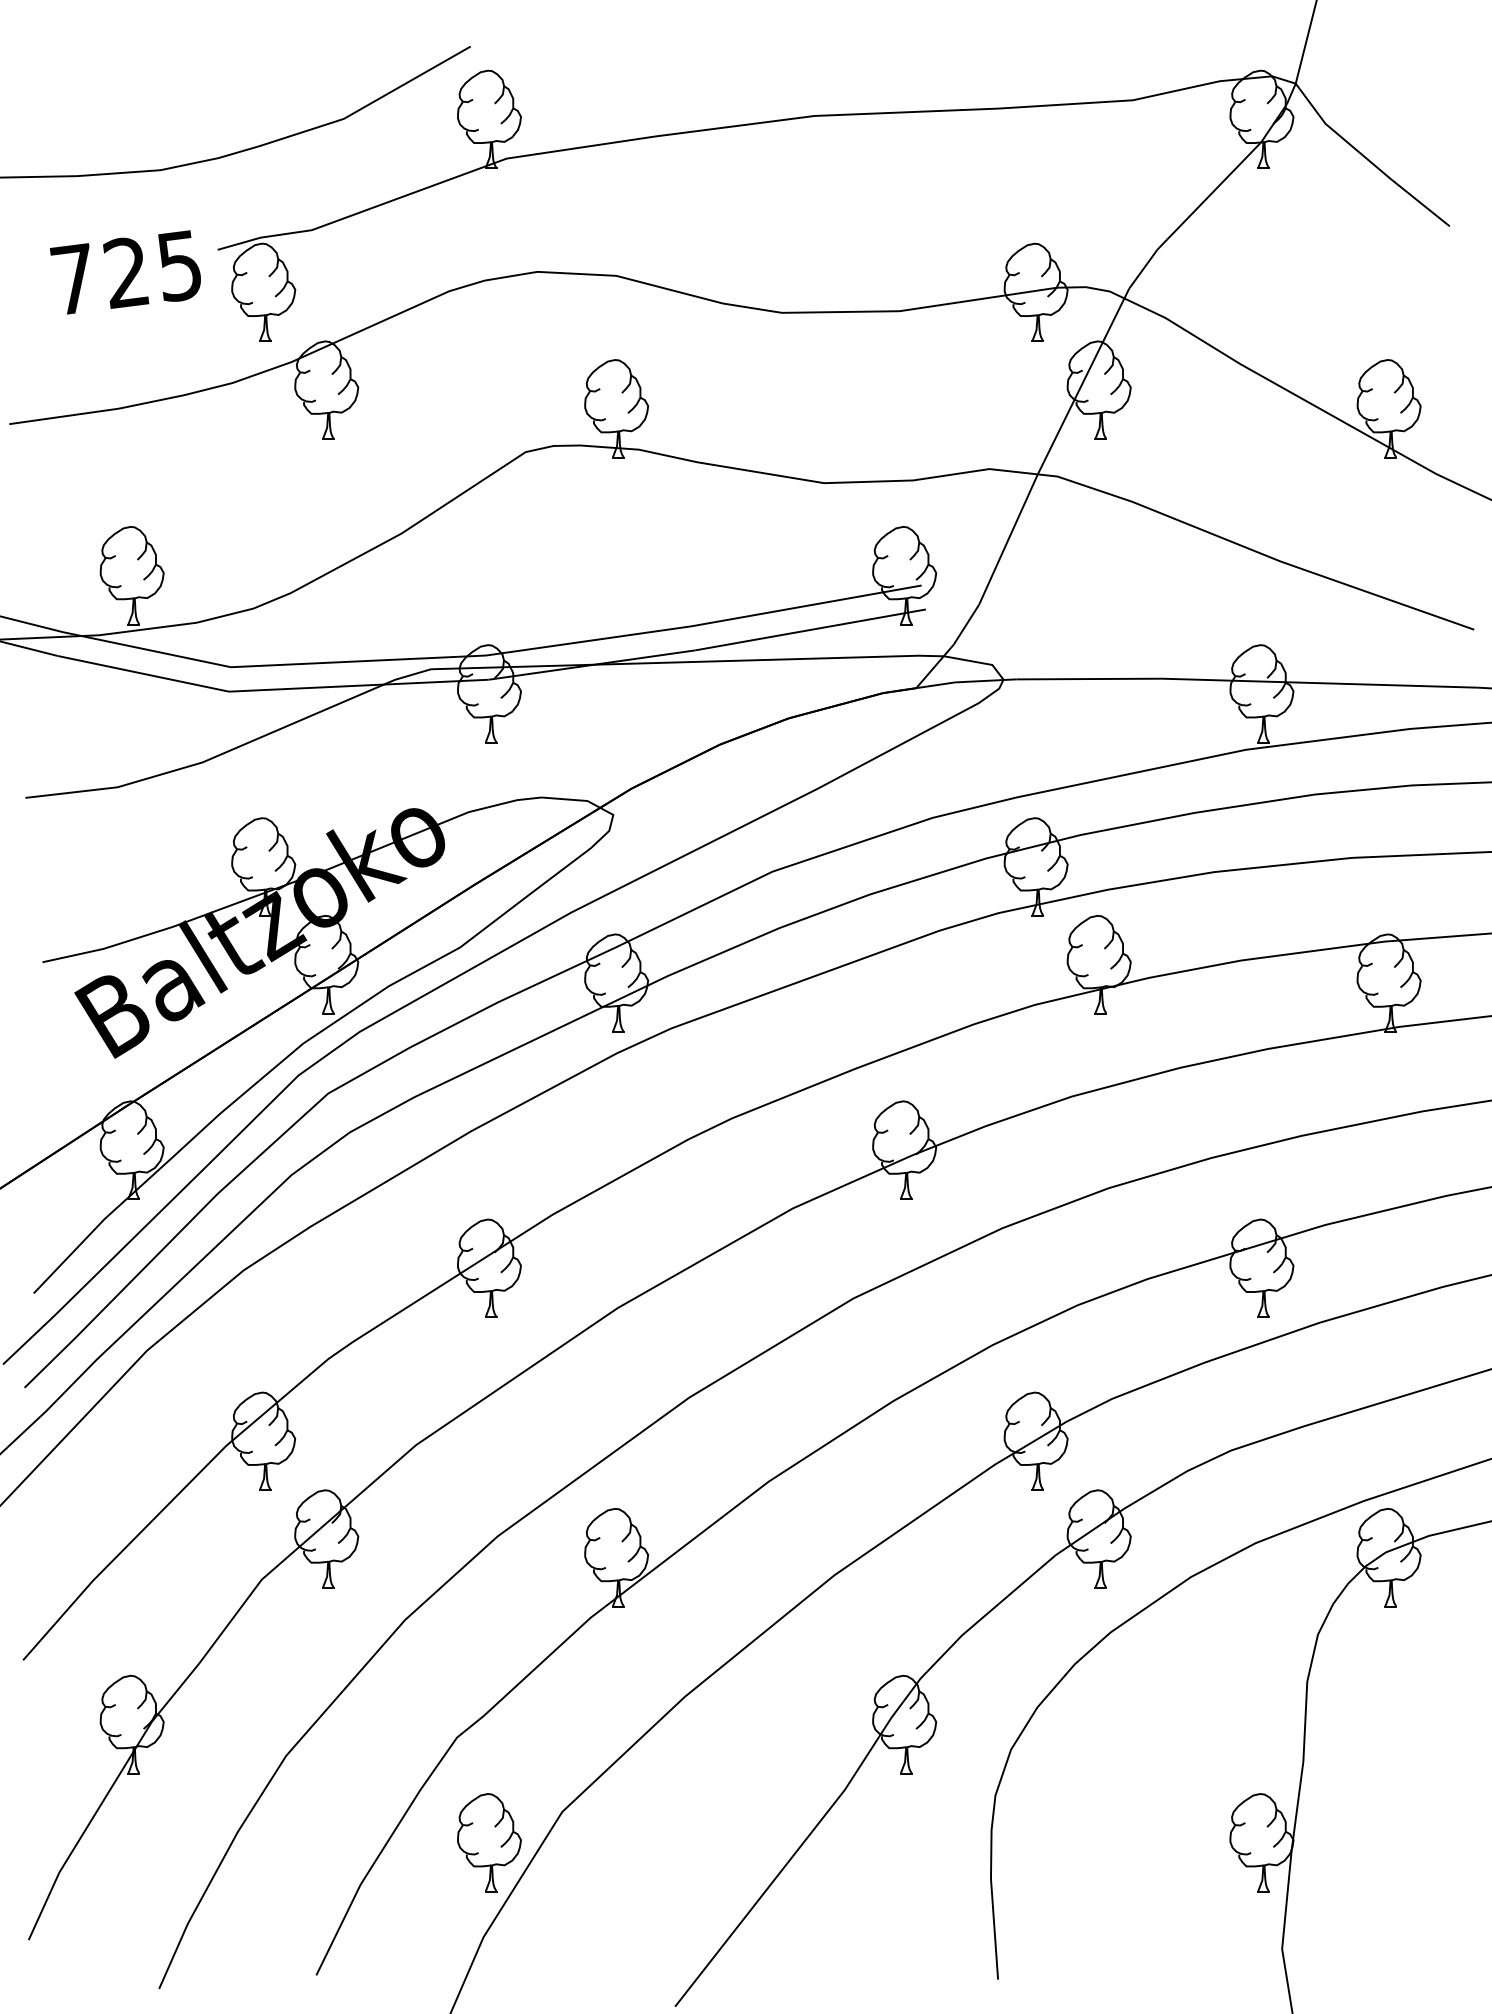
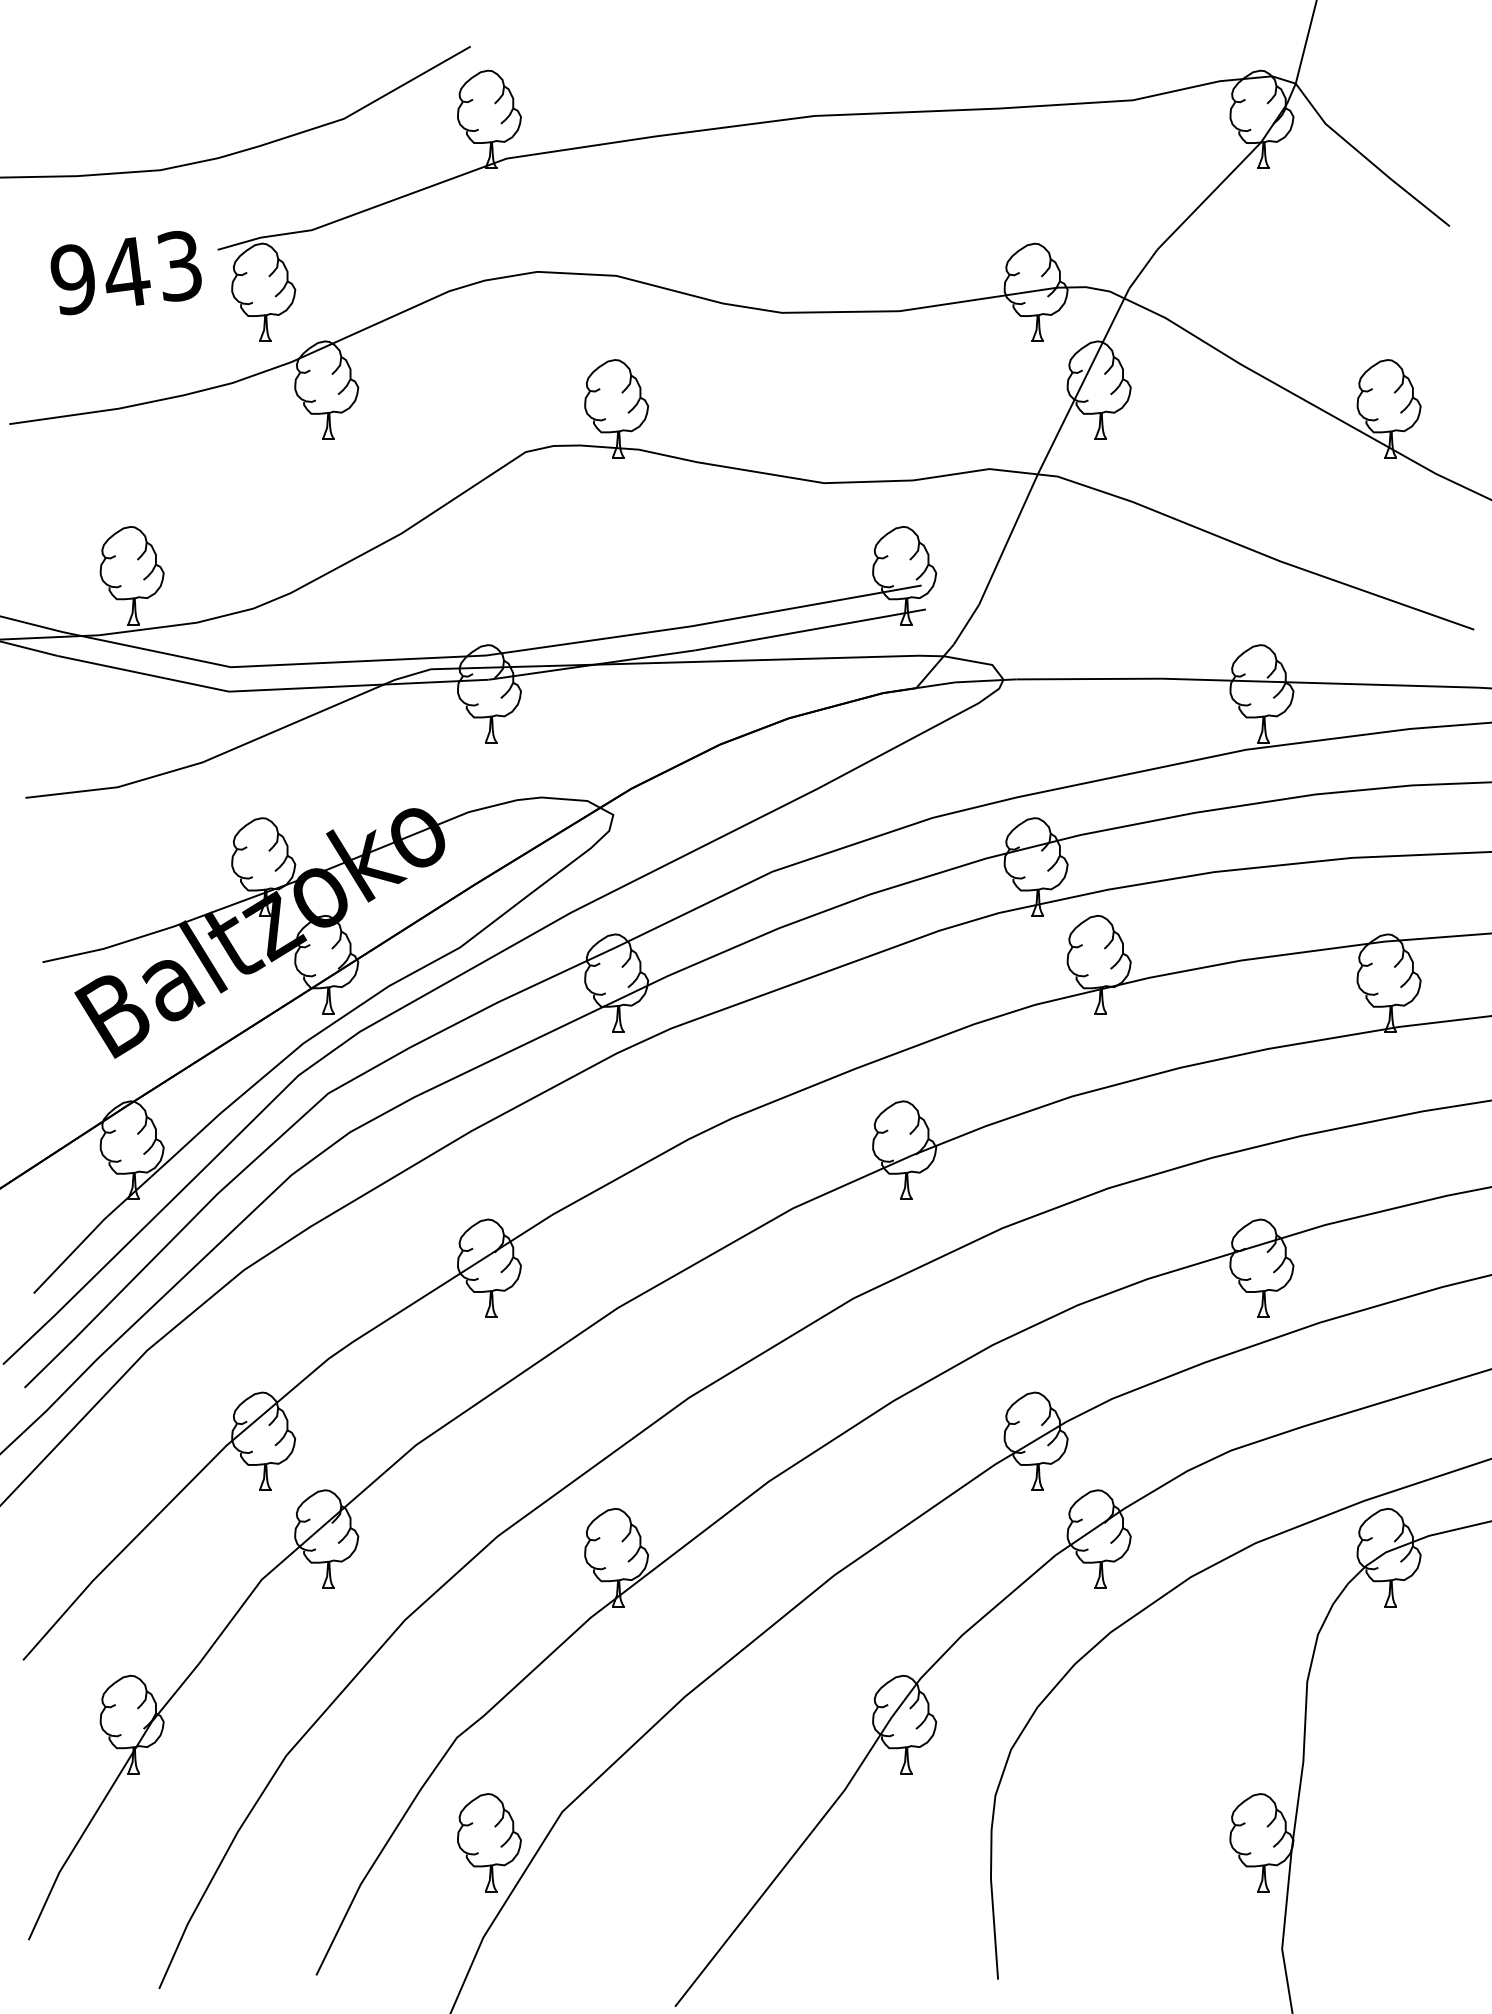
text: 725 -> 943 (125, 272)
